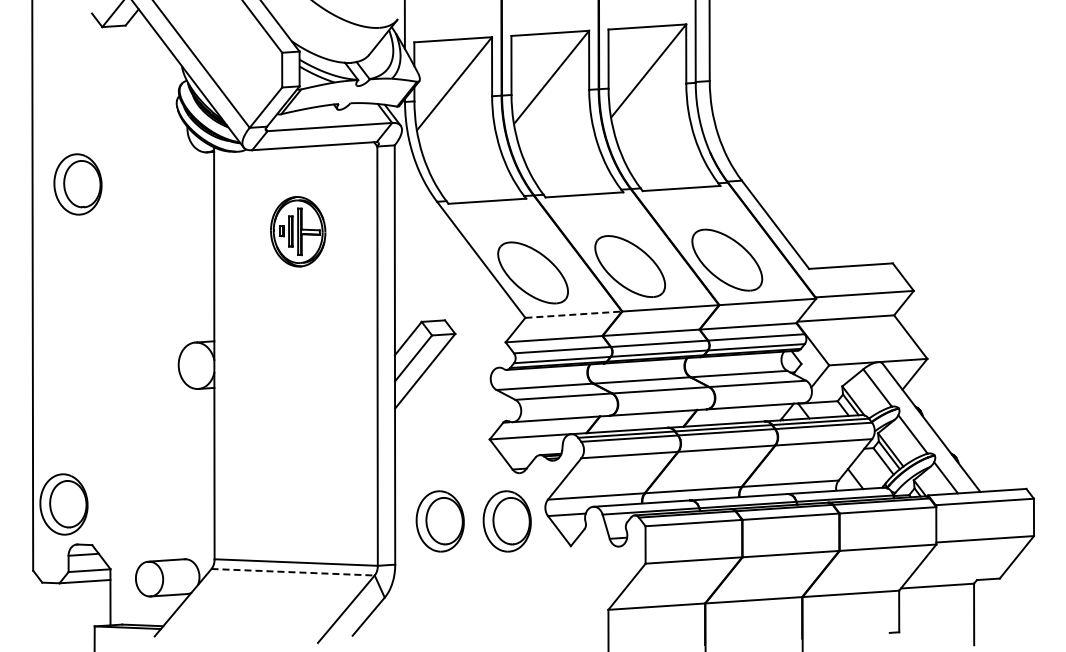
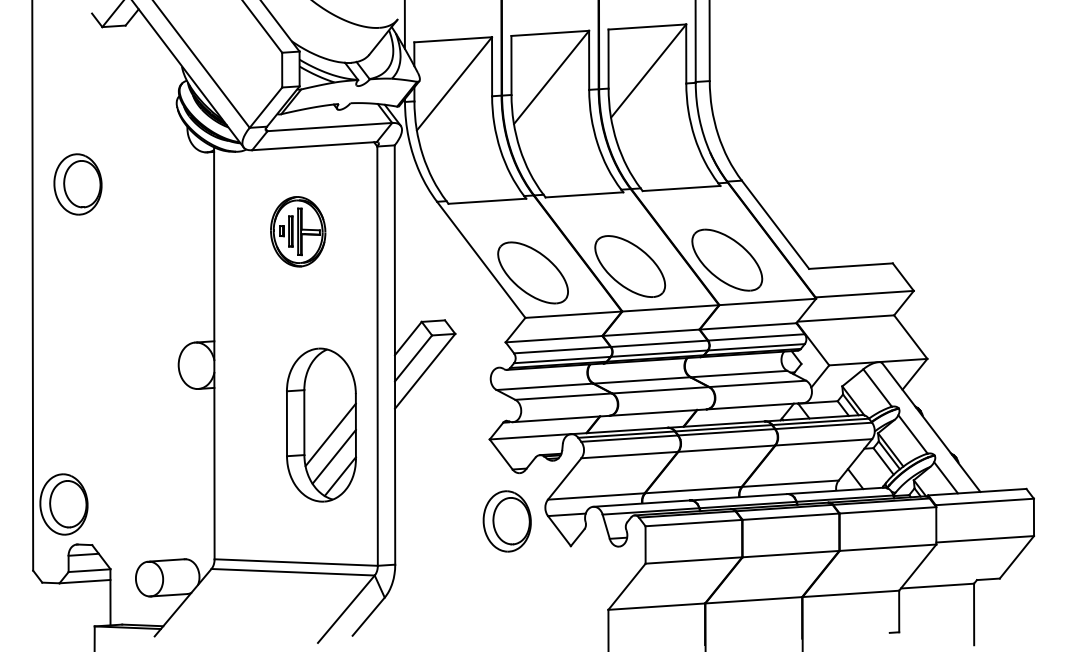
line: dashed -> solid (574, 314)
part: none -> present (321, 424)
part: present -> none (439, 521)
line: dashed -> solid (293, 572)
